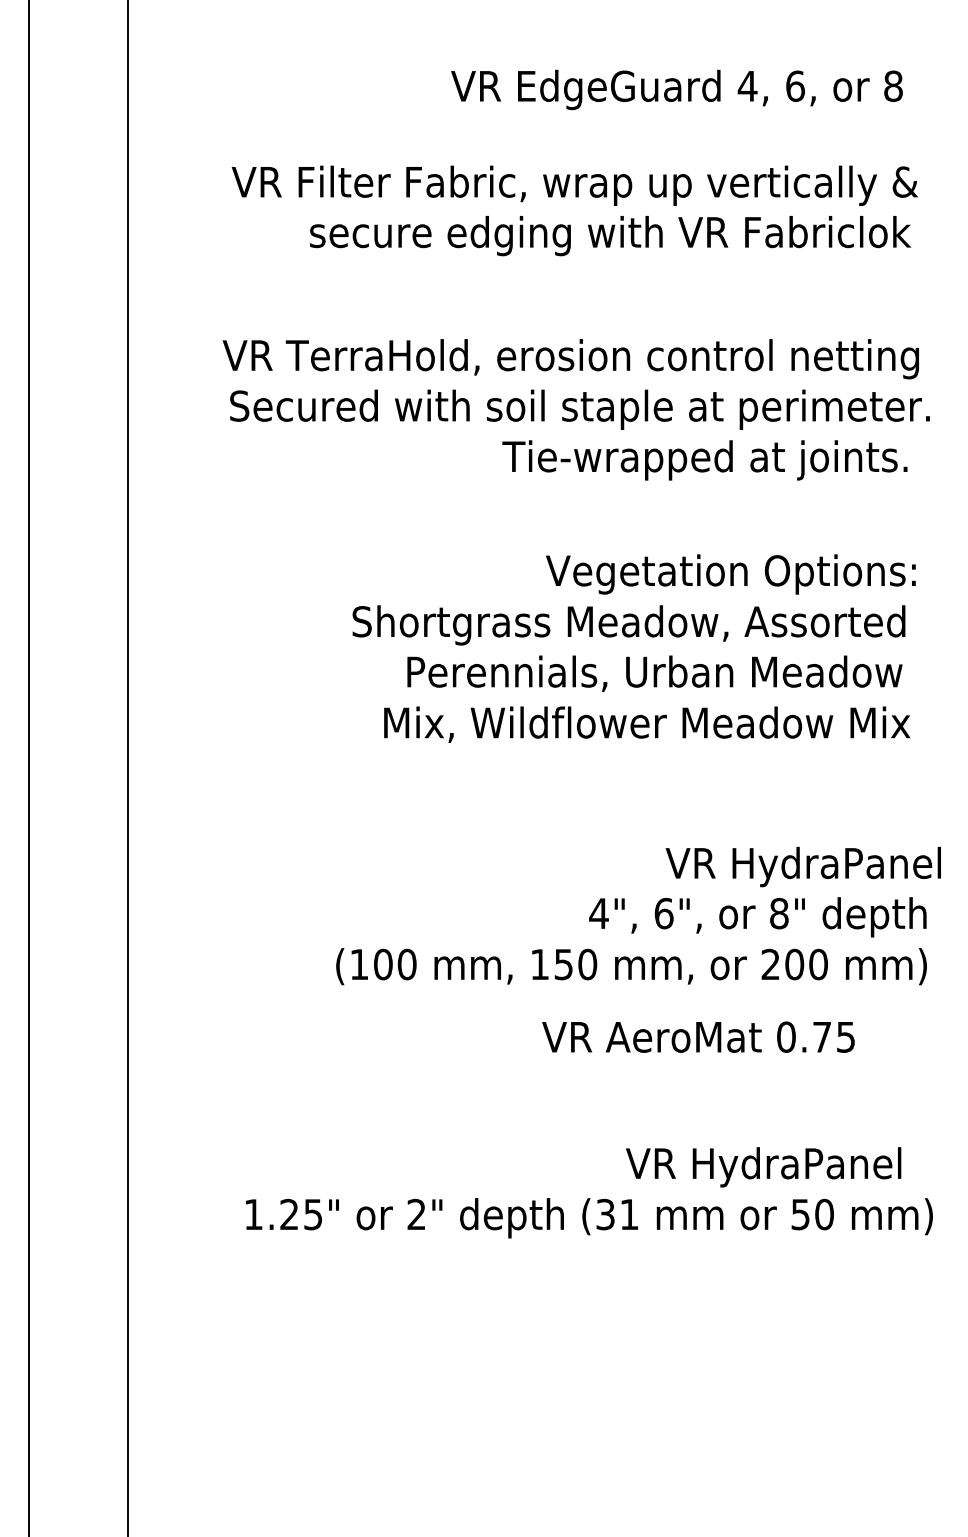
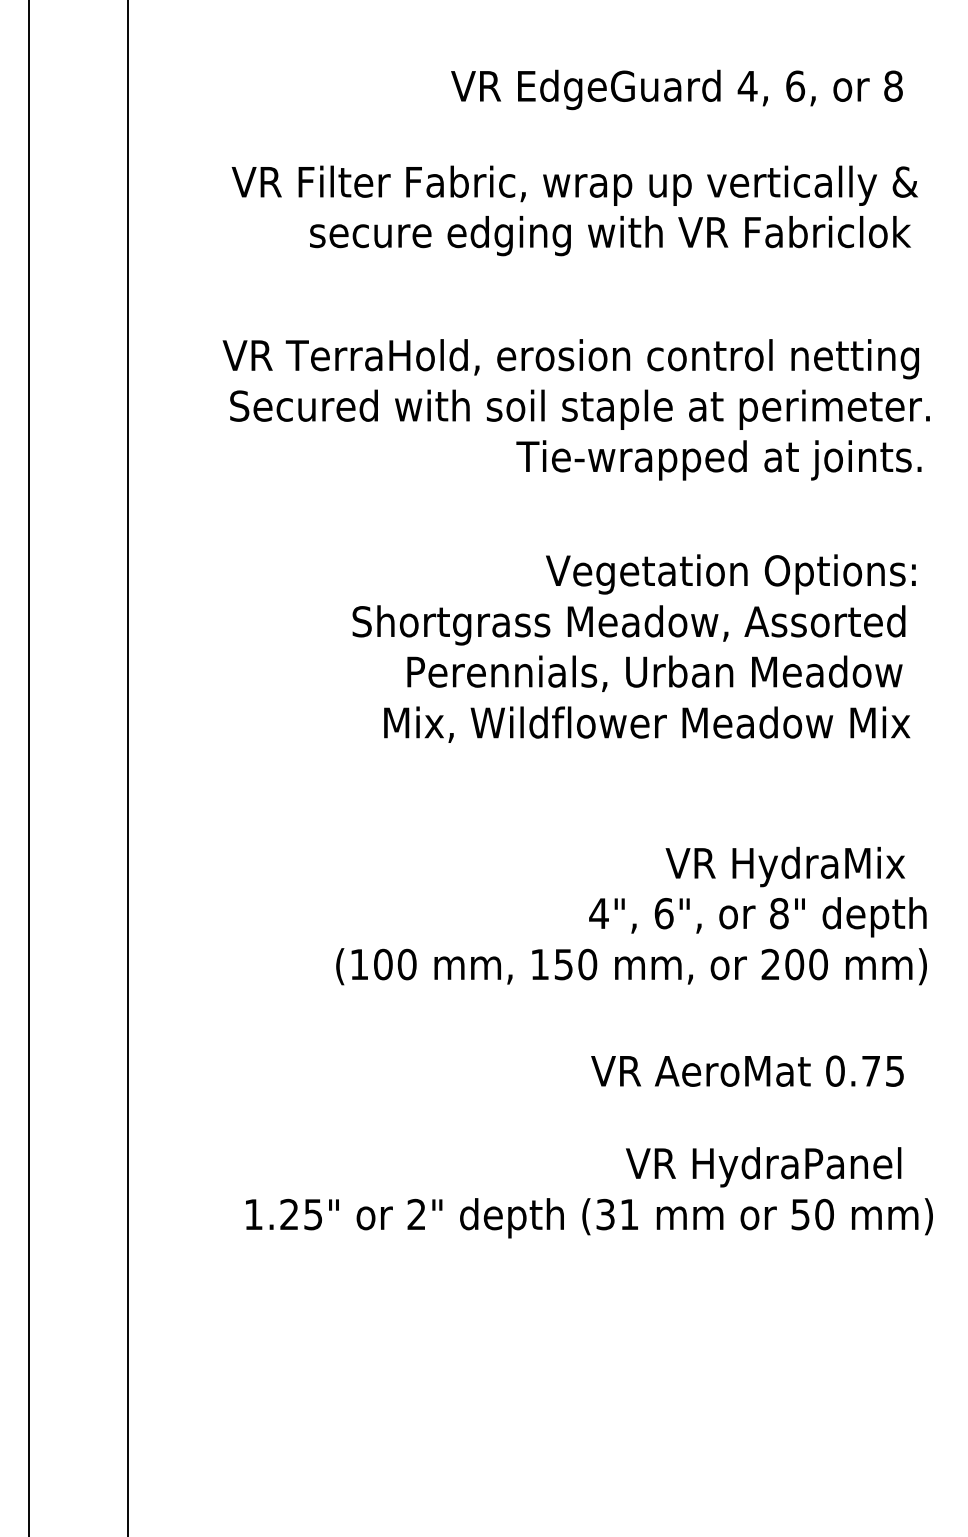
text position: (704, 460) -> (718, 460) (718, 460)
text: VR HydraPanel -> VR HydraMix (894, 862)
text position: (698, 1036) -> (747, 1070) (747, 1070)
